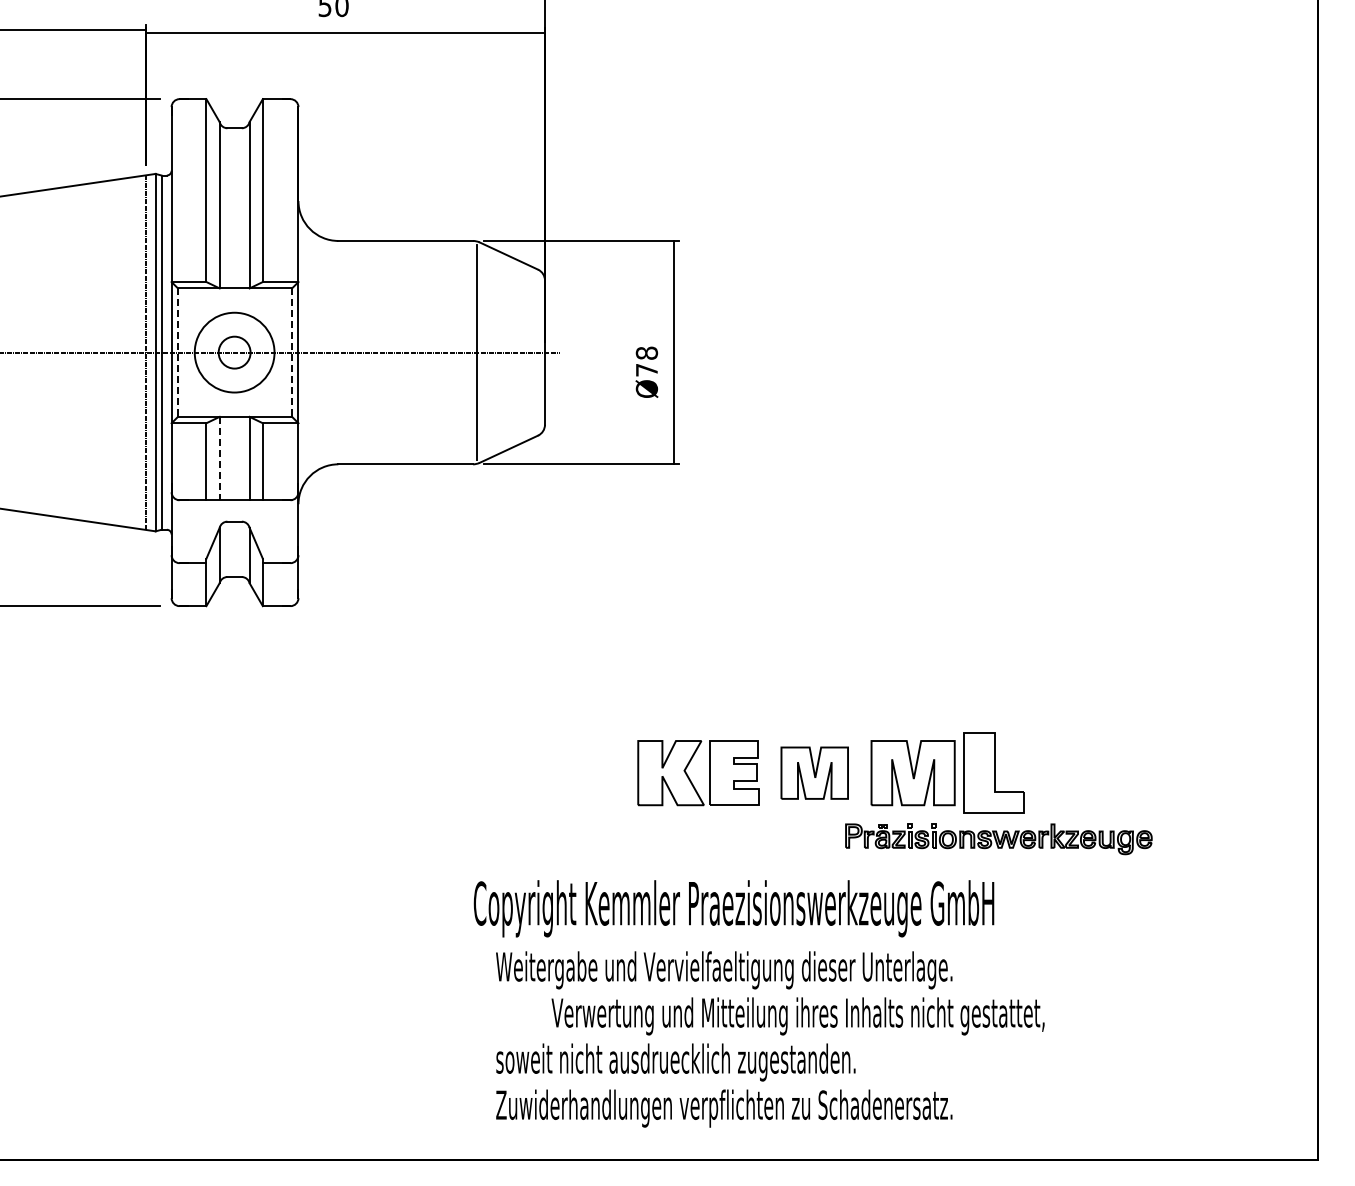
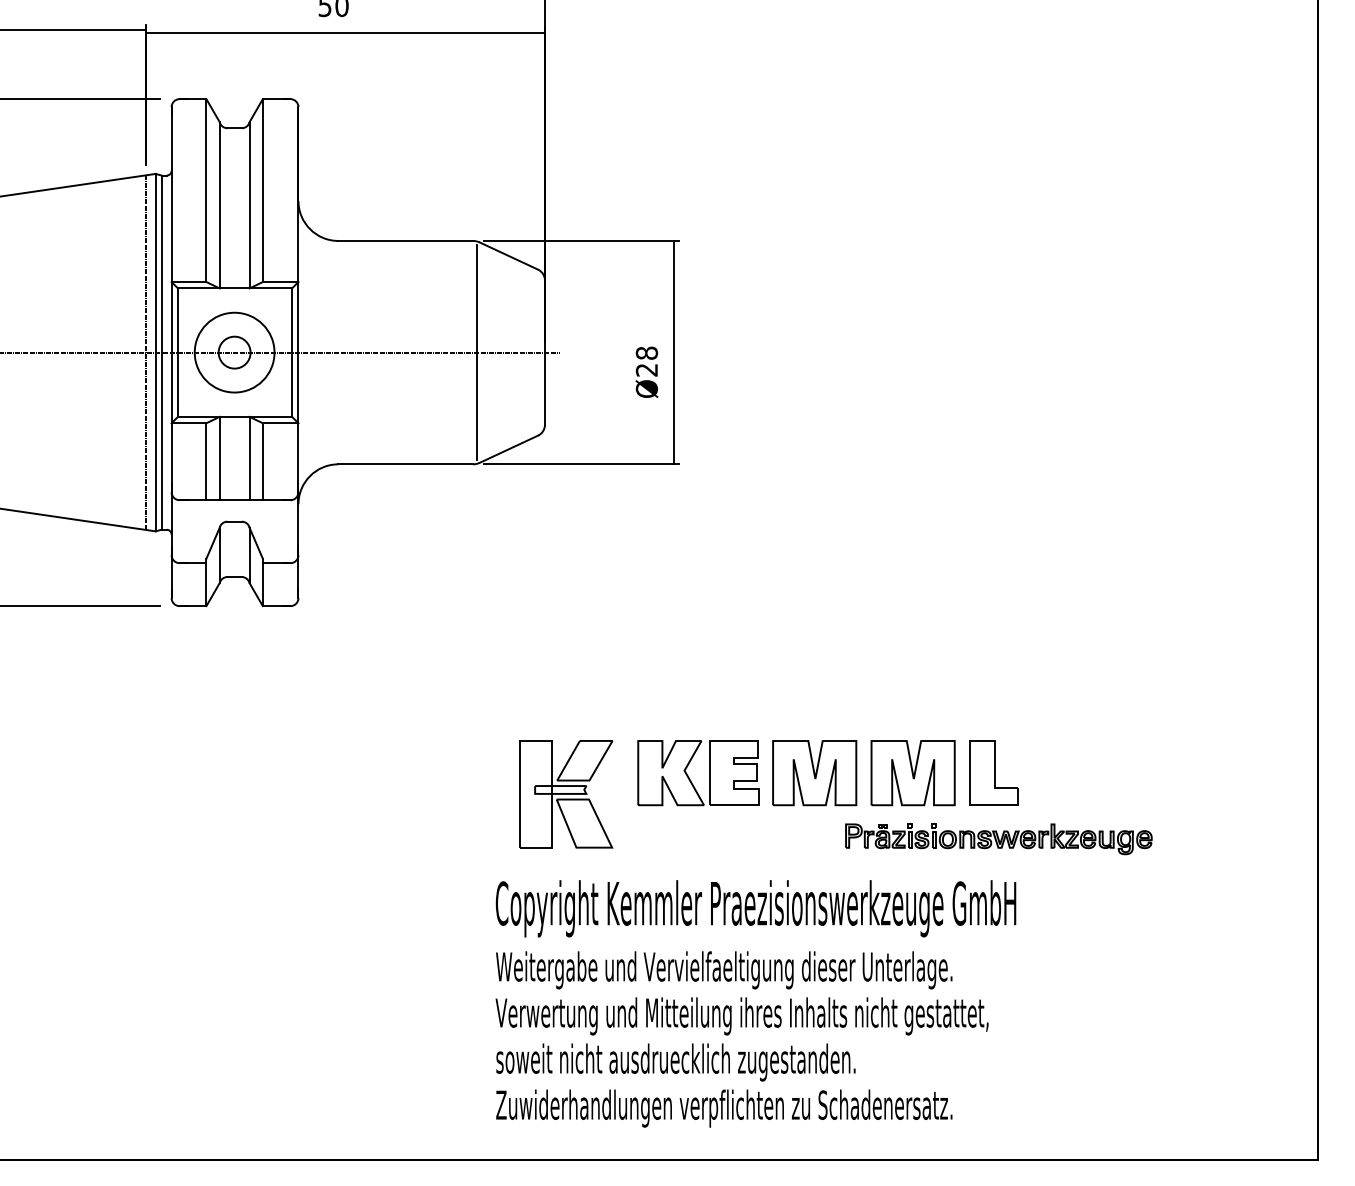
line: dashed -> solid (178, 353)
line: dashed -> solid (292, 353)
text: Ø78 -> Ø28 (646, 370)
line: dashed -> solid (219, 458)
part size: 69x54 px -> 86x67 px (814, 773)
part size: 62x82 px -> 50x66 px (993, 772)
part: none -> present (566, 794)
text position: (733, 908) -> (755, 908) (755, 908)
text position: (797, 1016) -> (741, 1016) (741, 1016)
